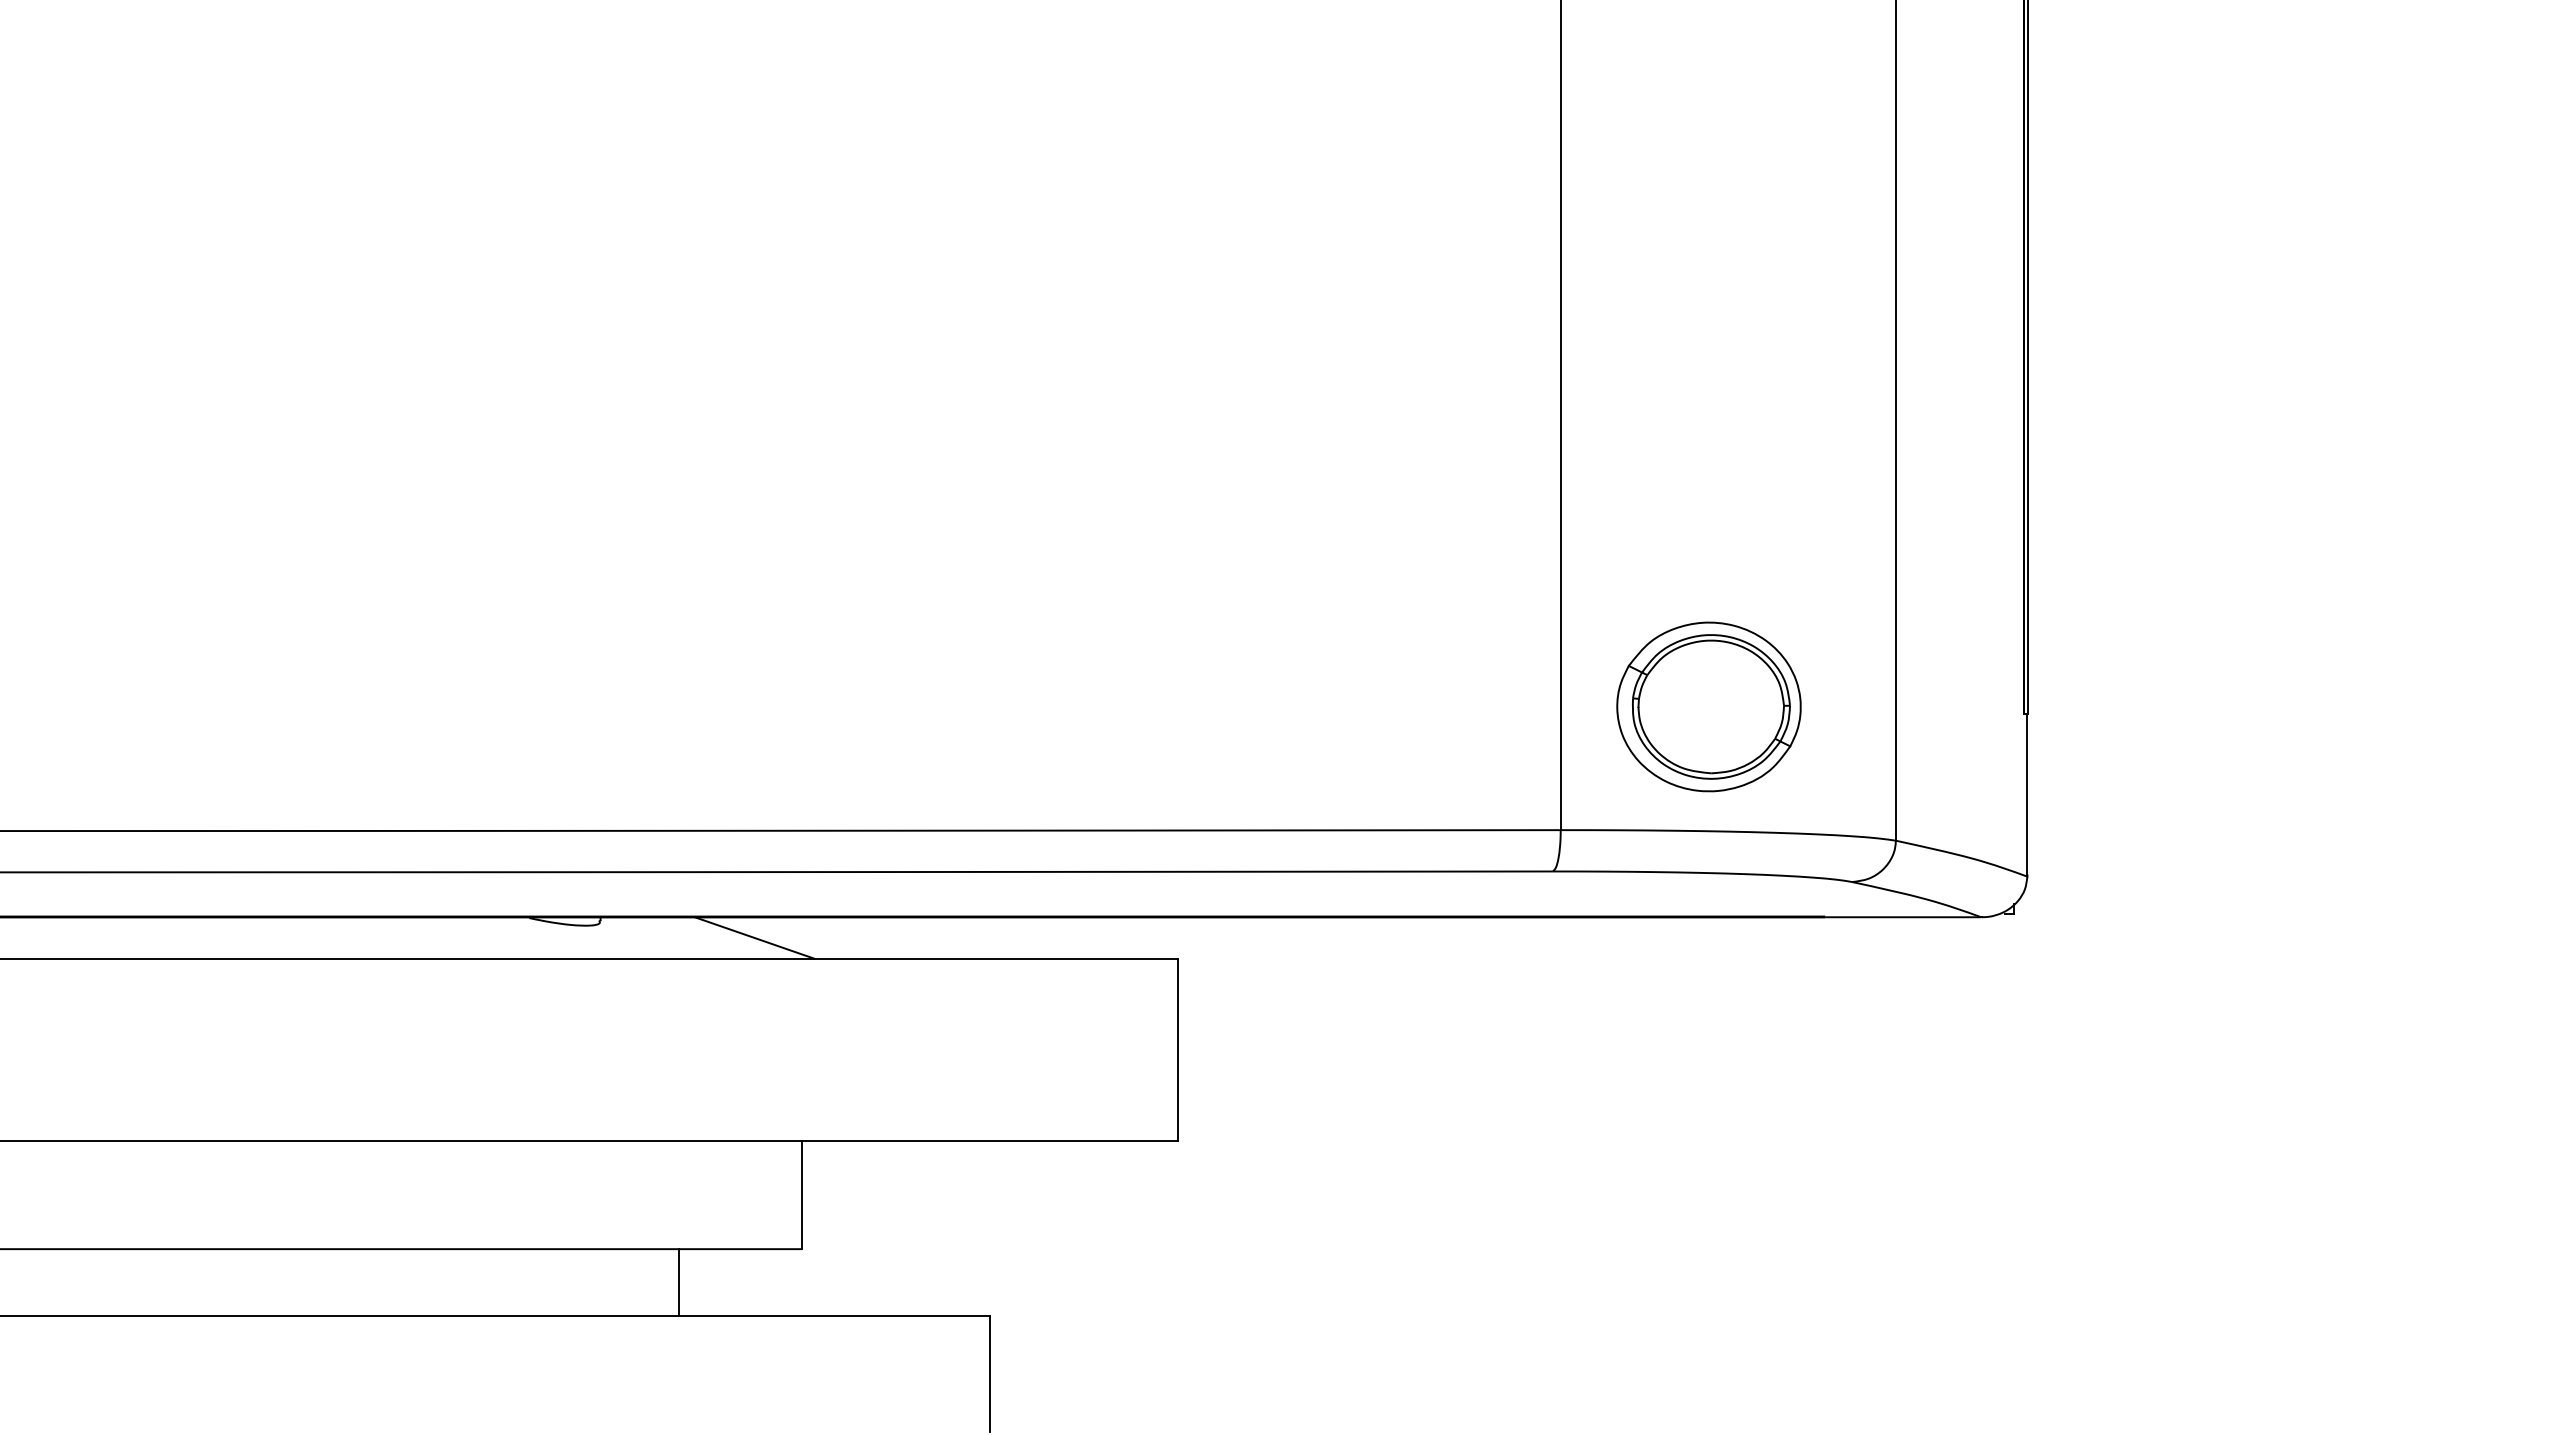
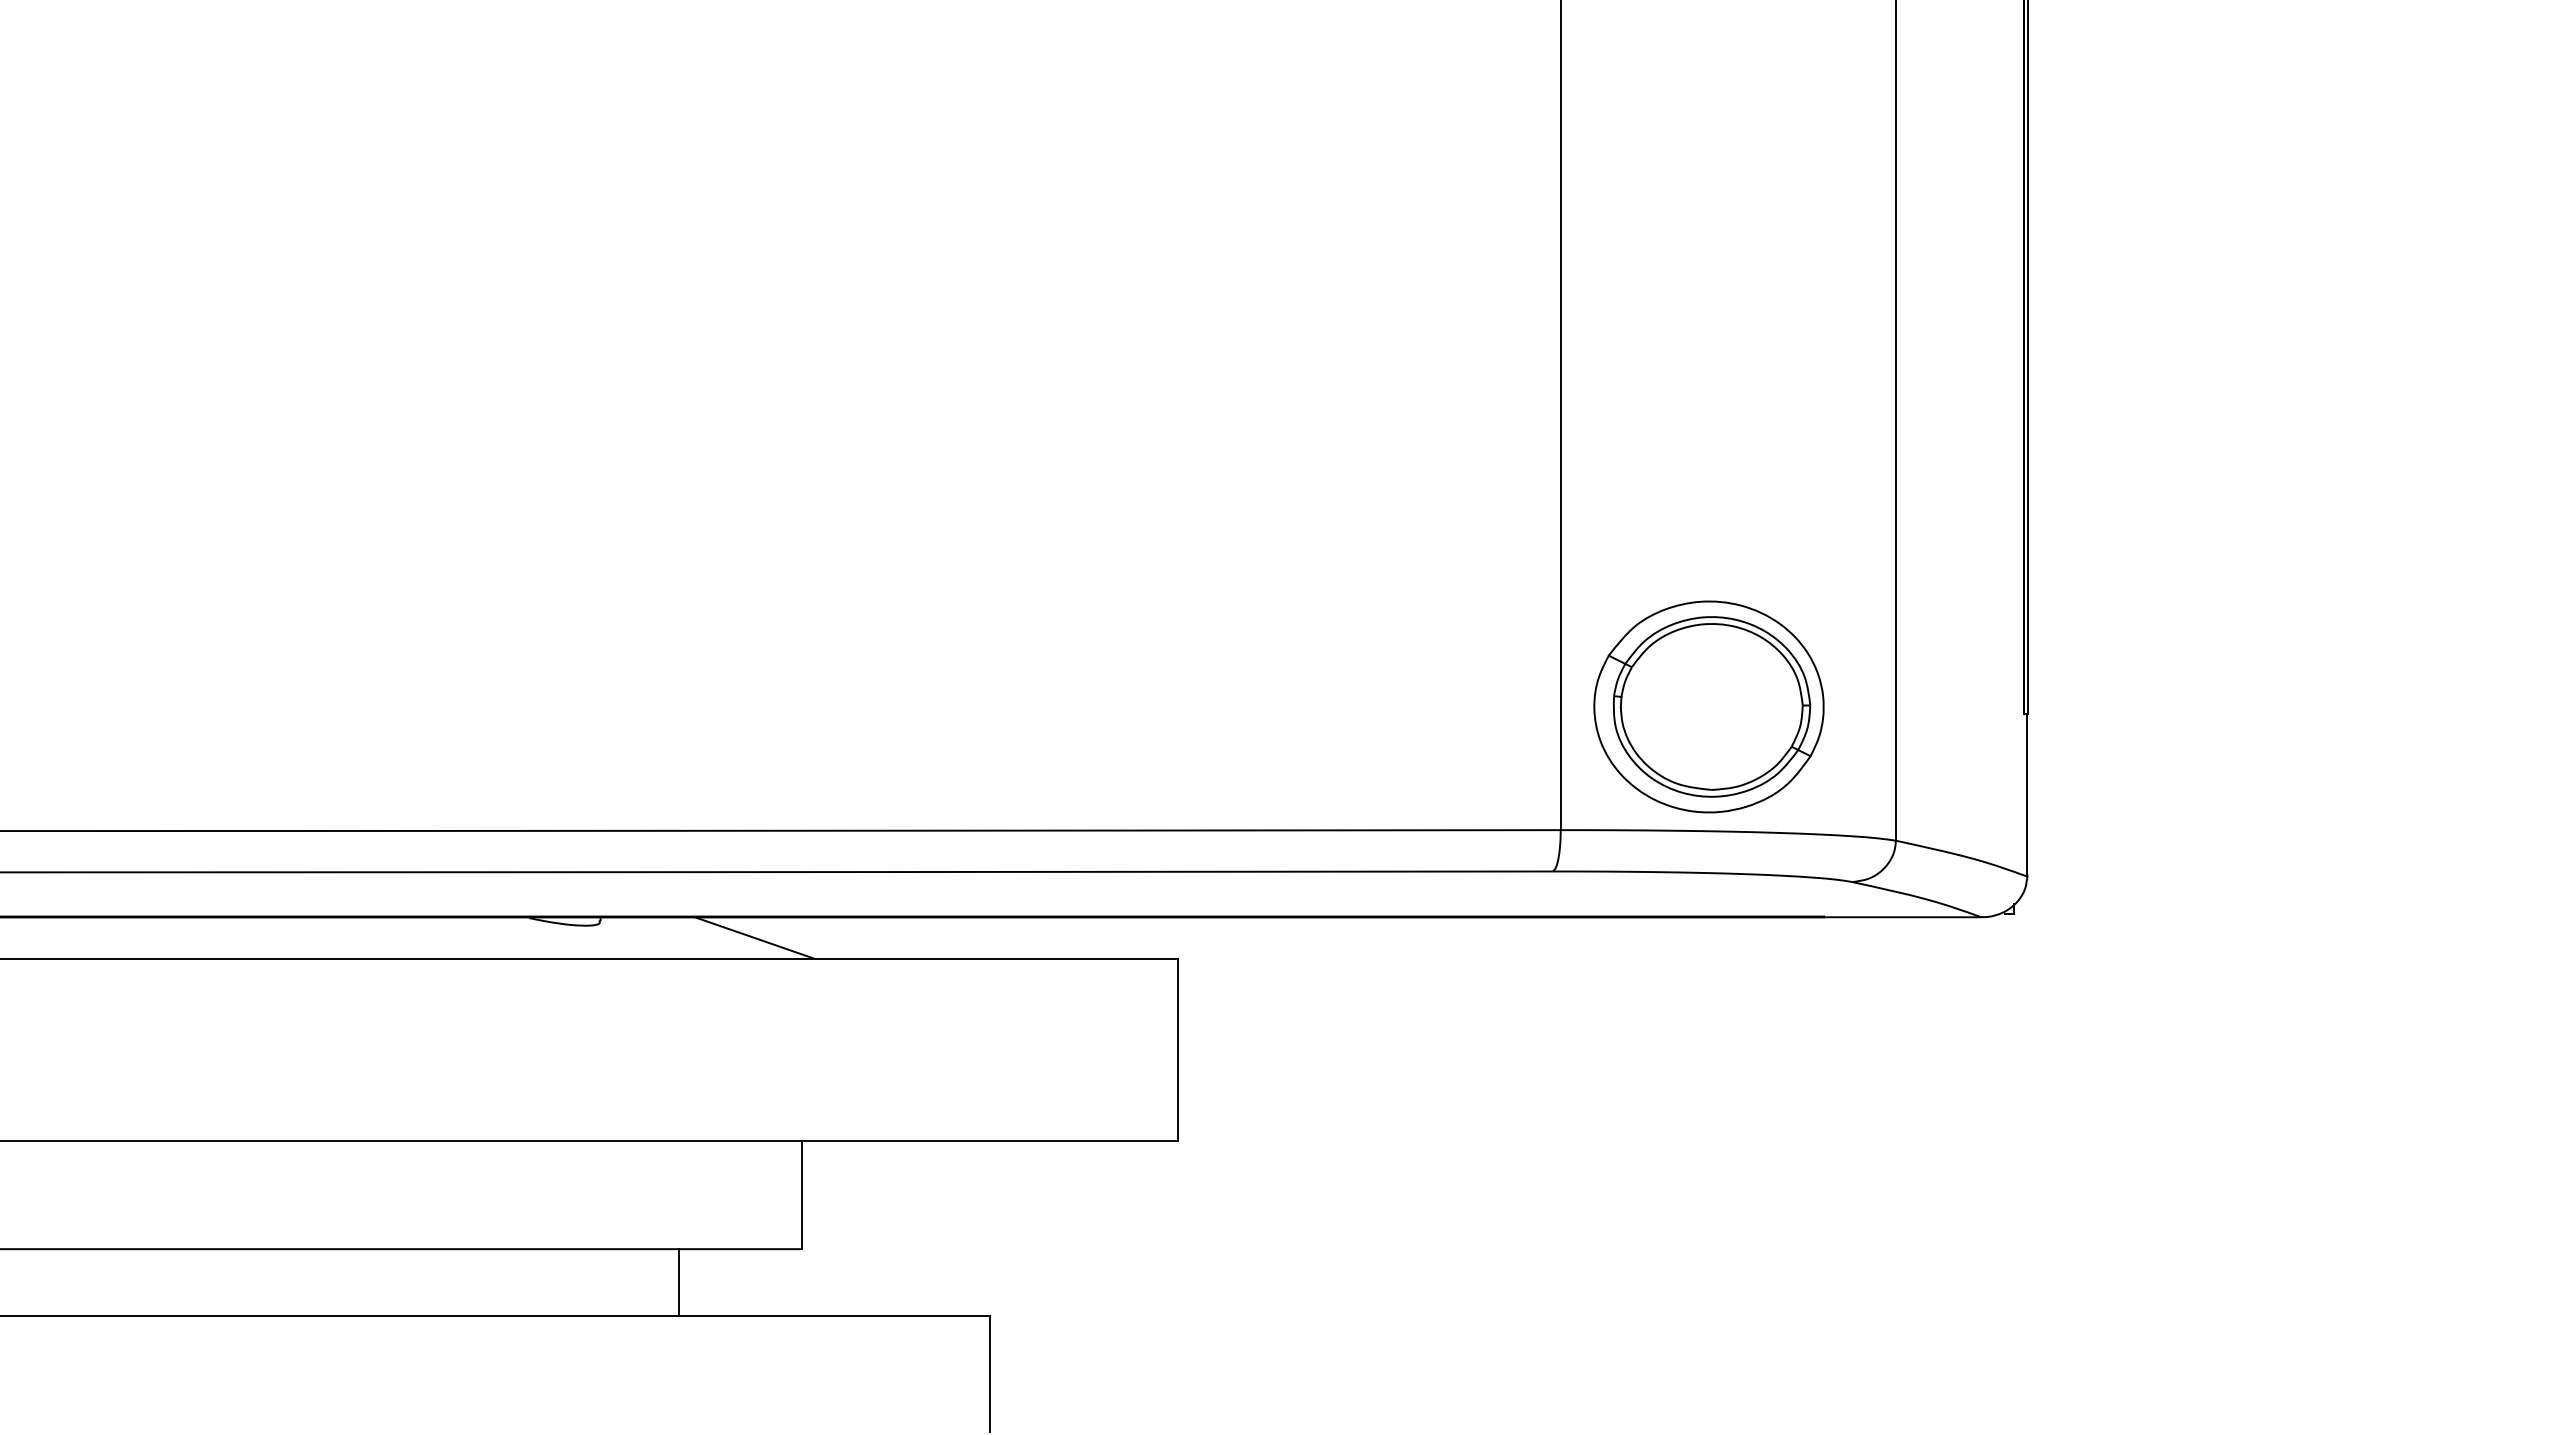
part size: 186x172 px -> 232x214 px (1708, 706)
